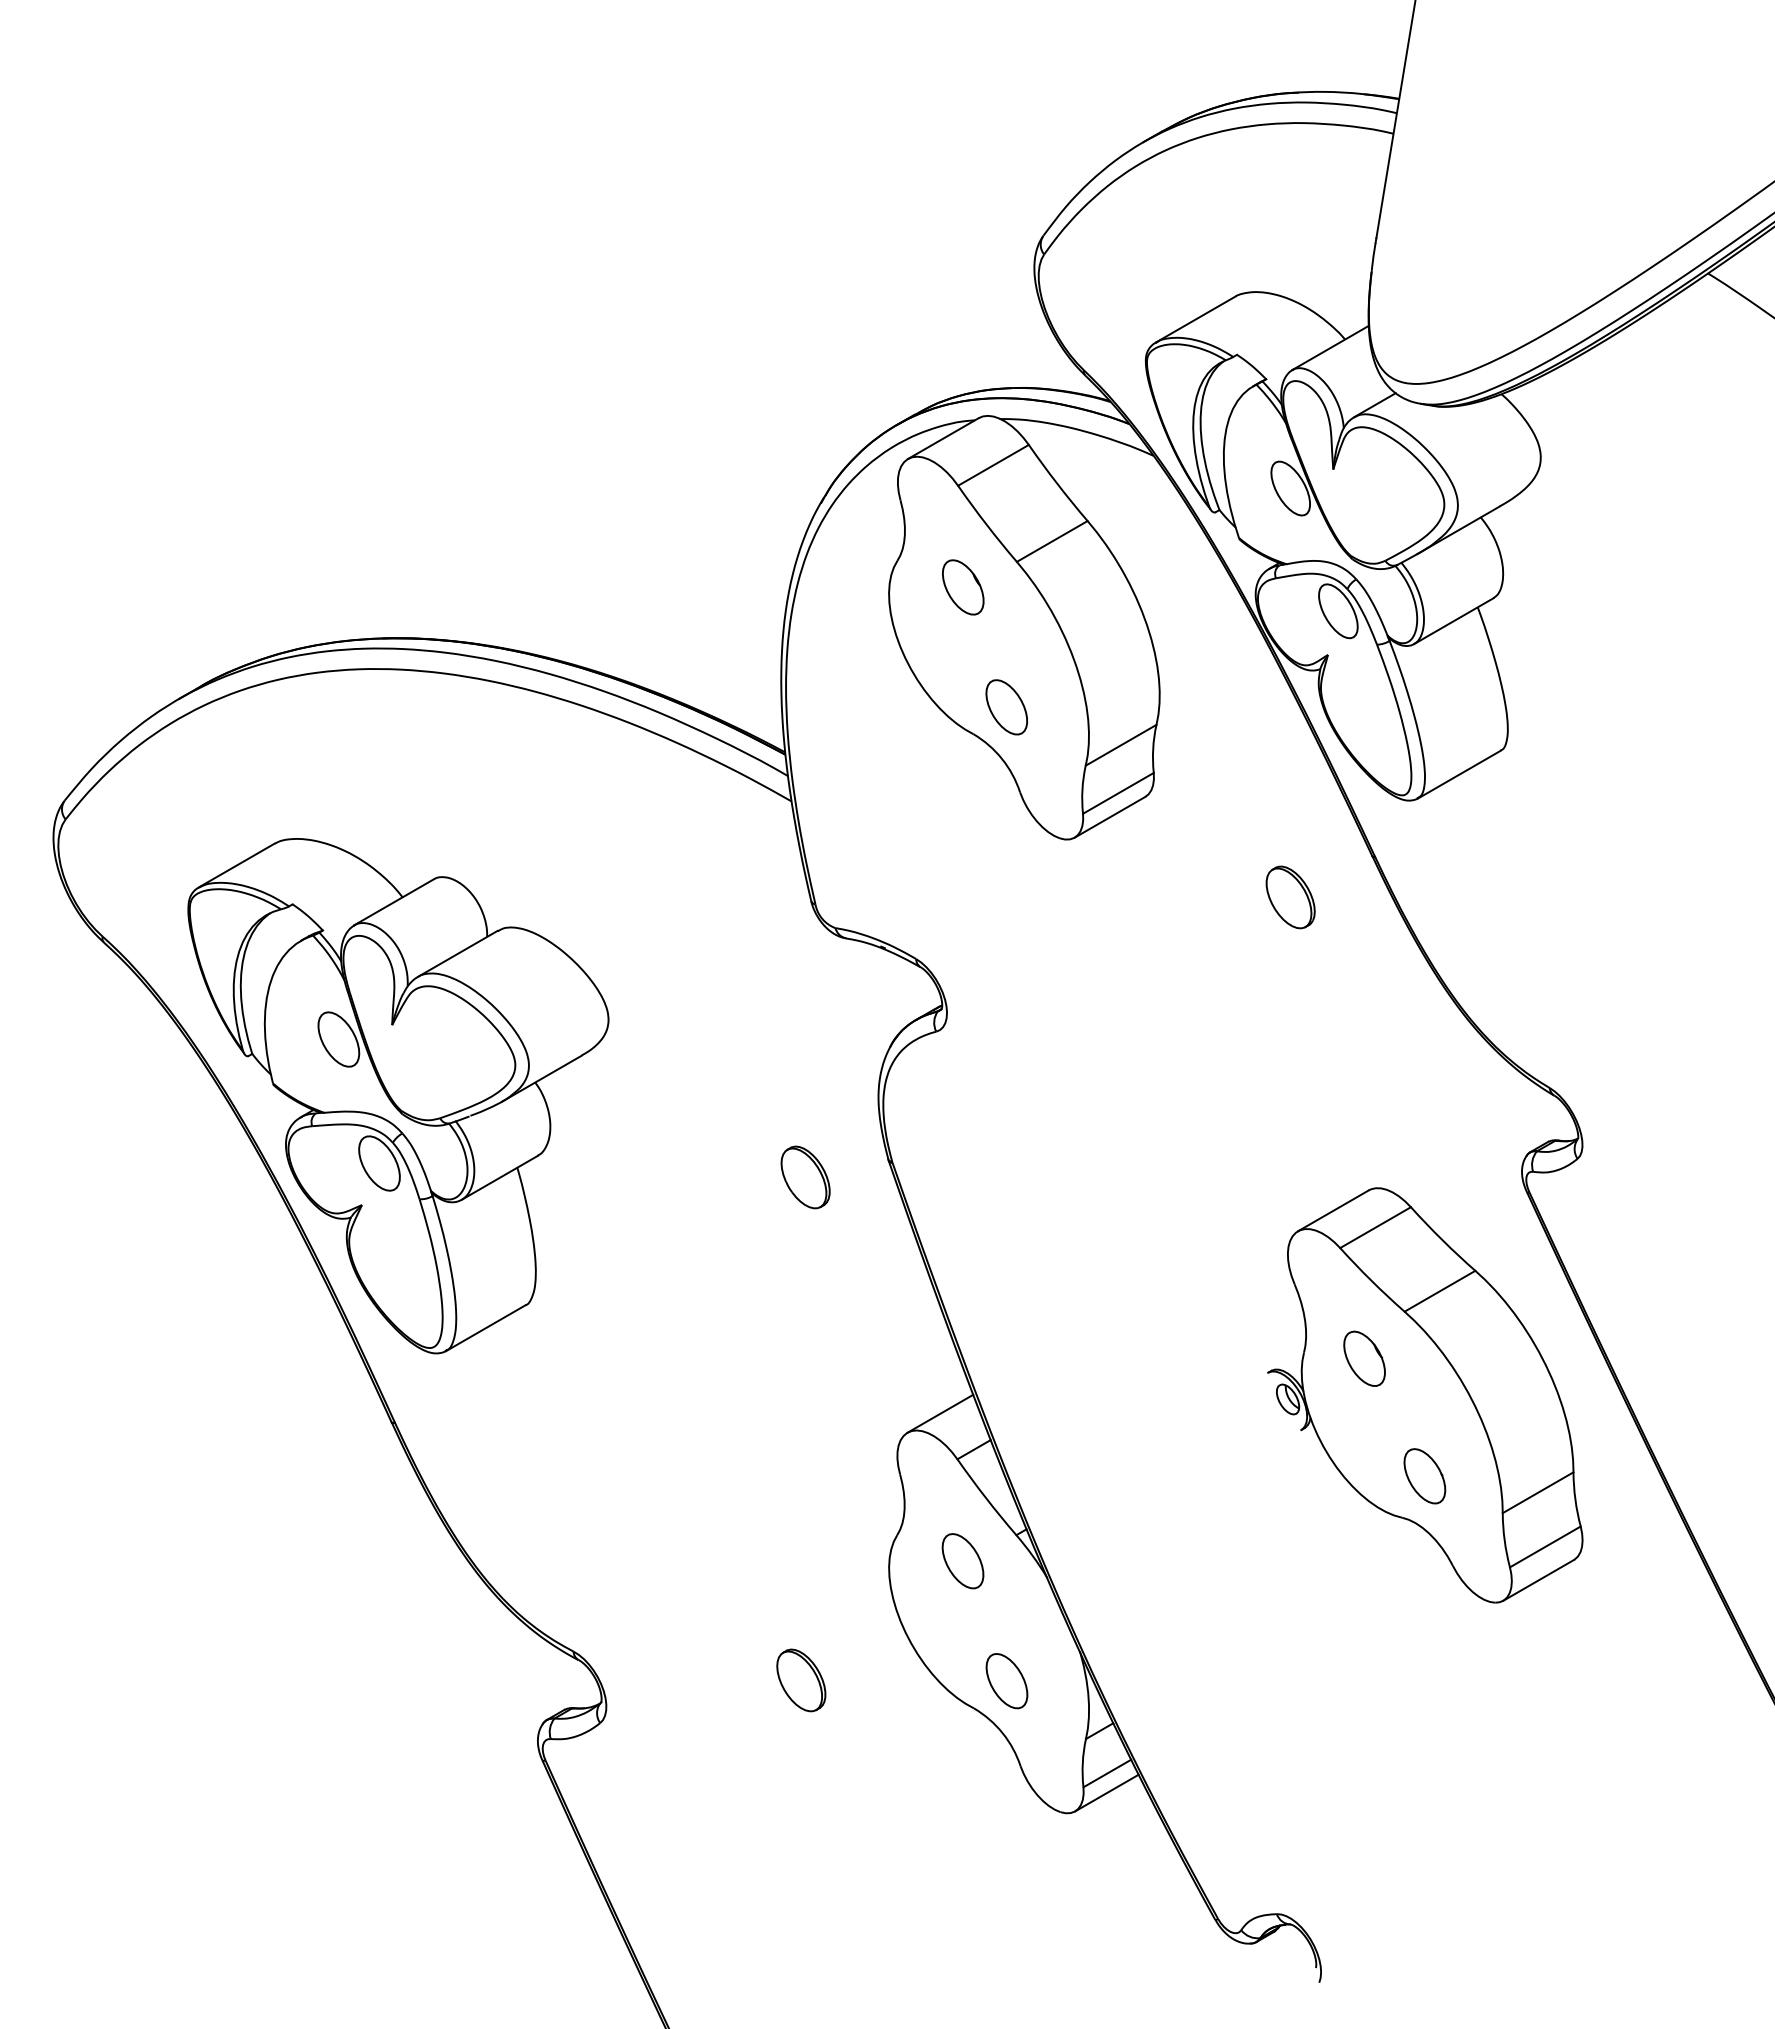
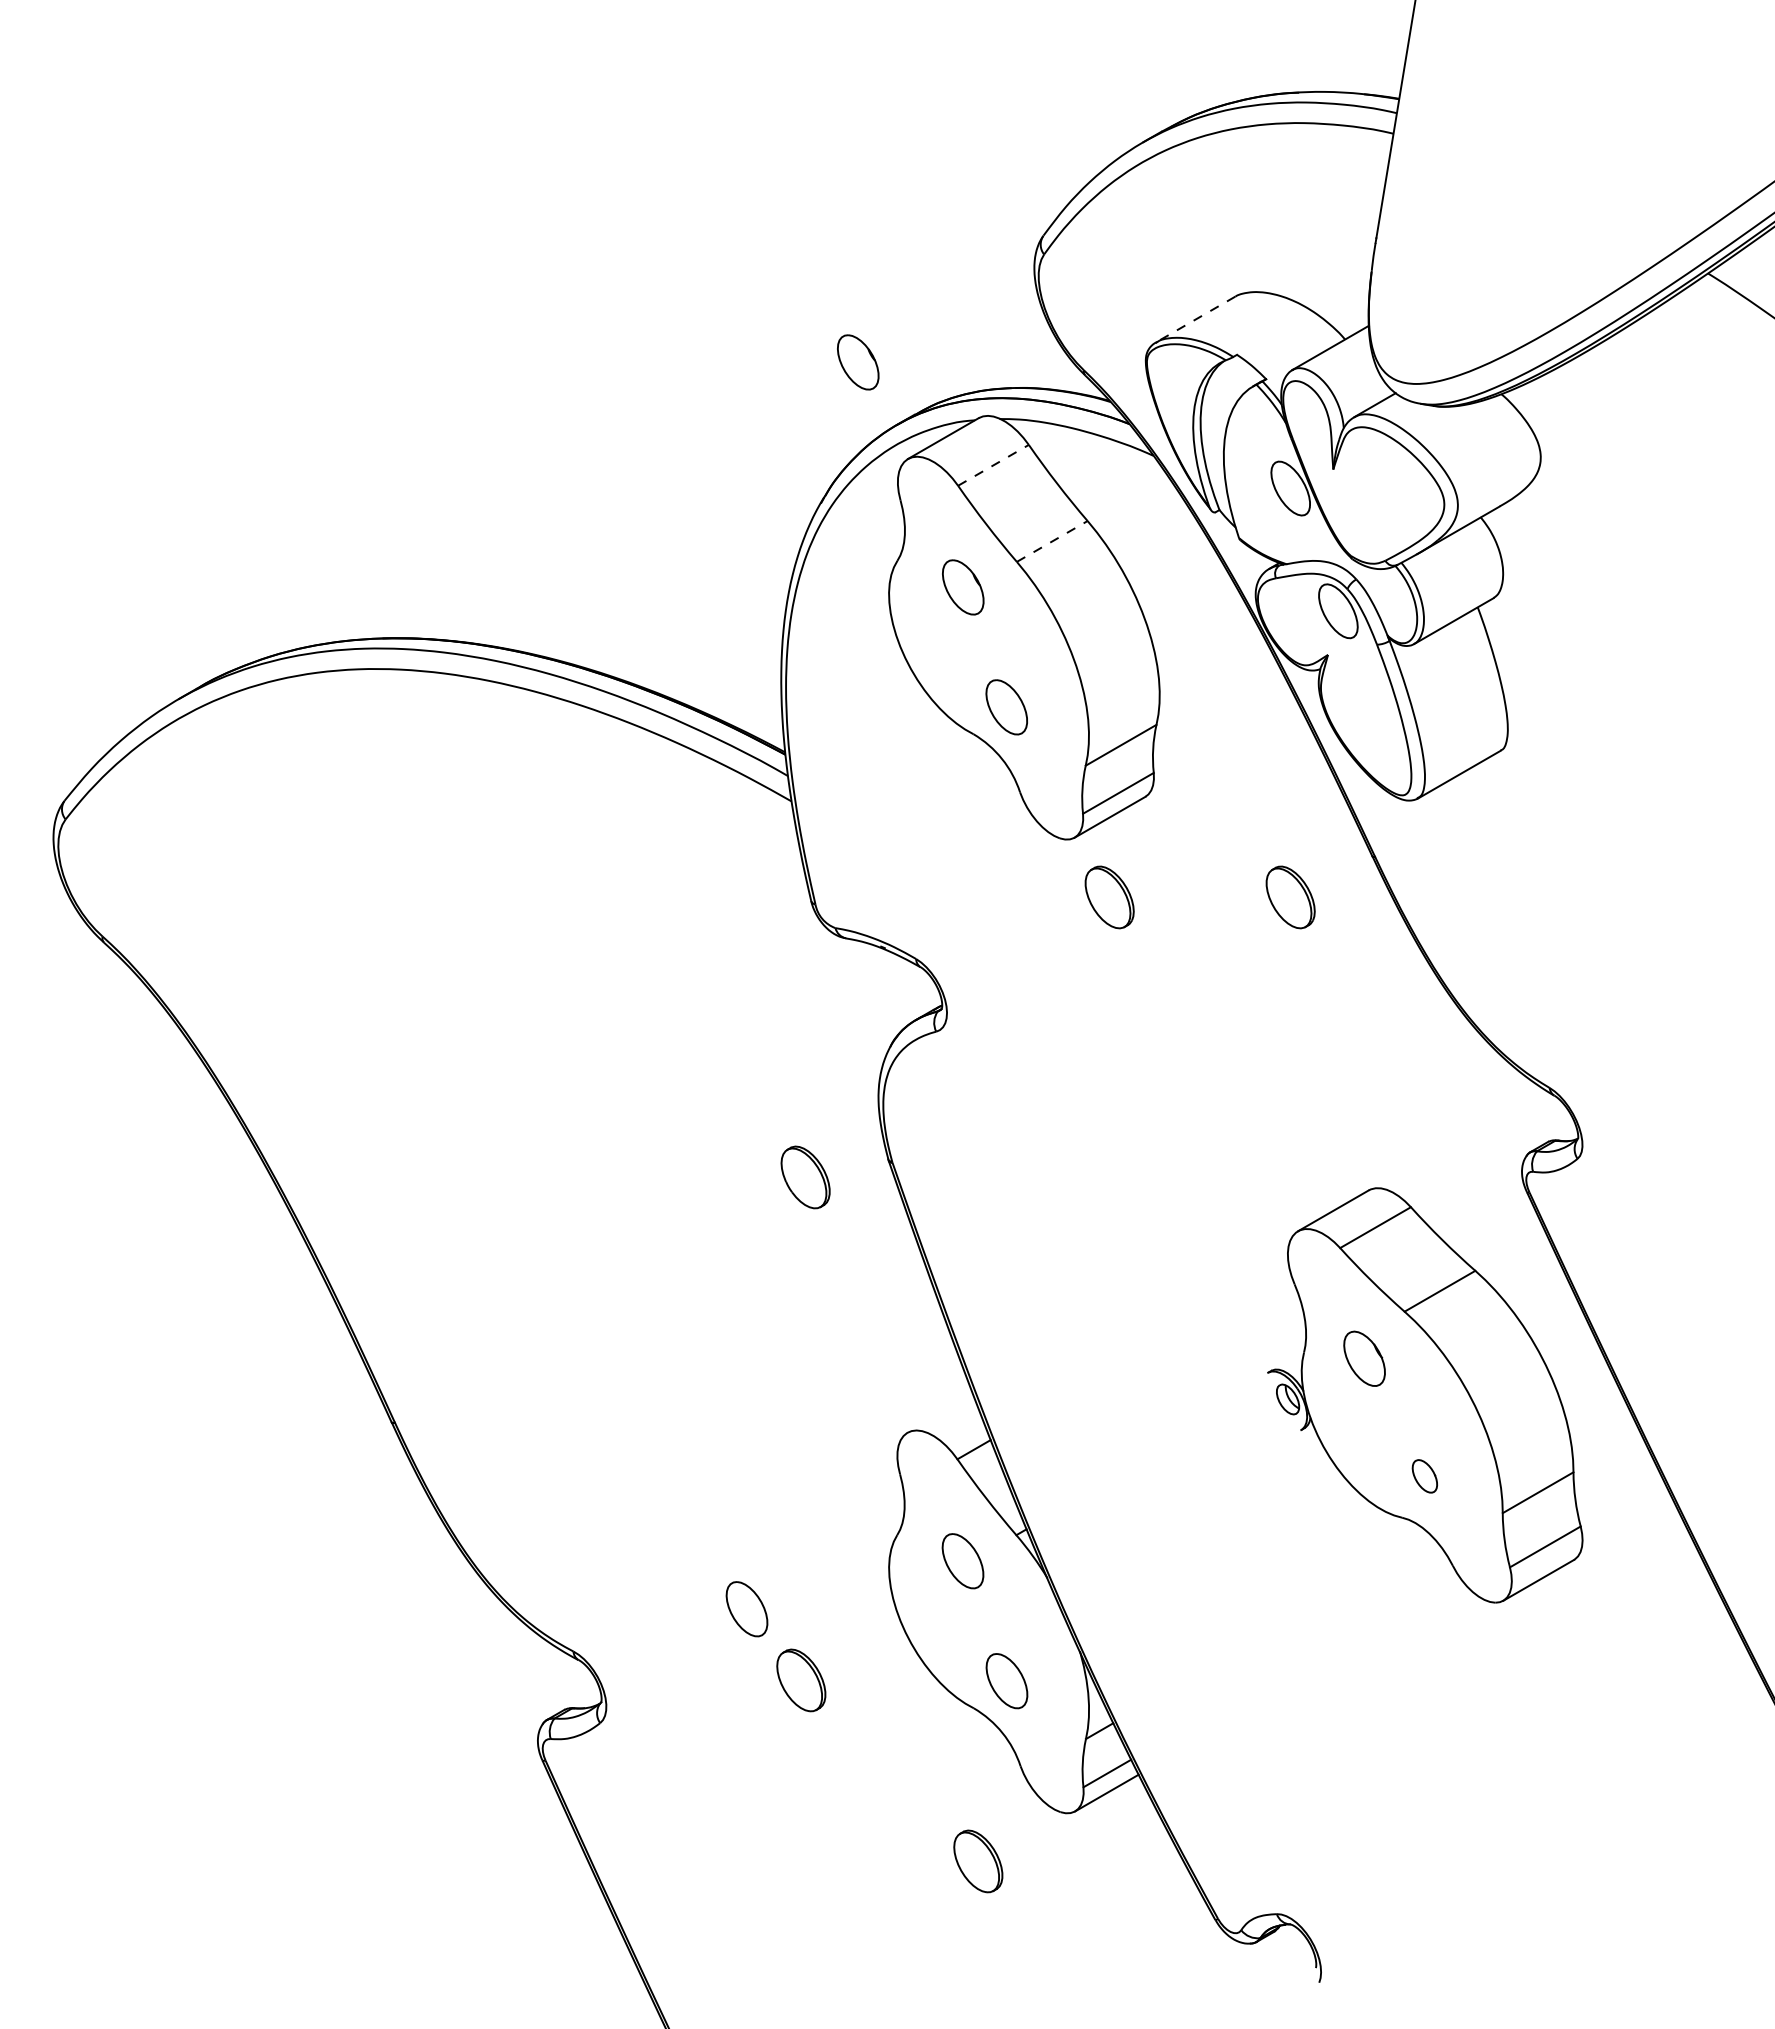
line: solid -> dashed (1195, 319)
part: none -> present (858, 362)
line: solid -> dashed (993, 465)
line: solid -> dashed (1052, 541)
part: none -> present (1109, 897)
part: present -> none (398, 1096)
line: present -> none (940, 1413)
part size: 44x57 px -> 27x35 px (1424, 1476)
part: none -> present (746, 1609)
part: none -> present (978, 1861)
